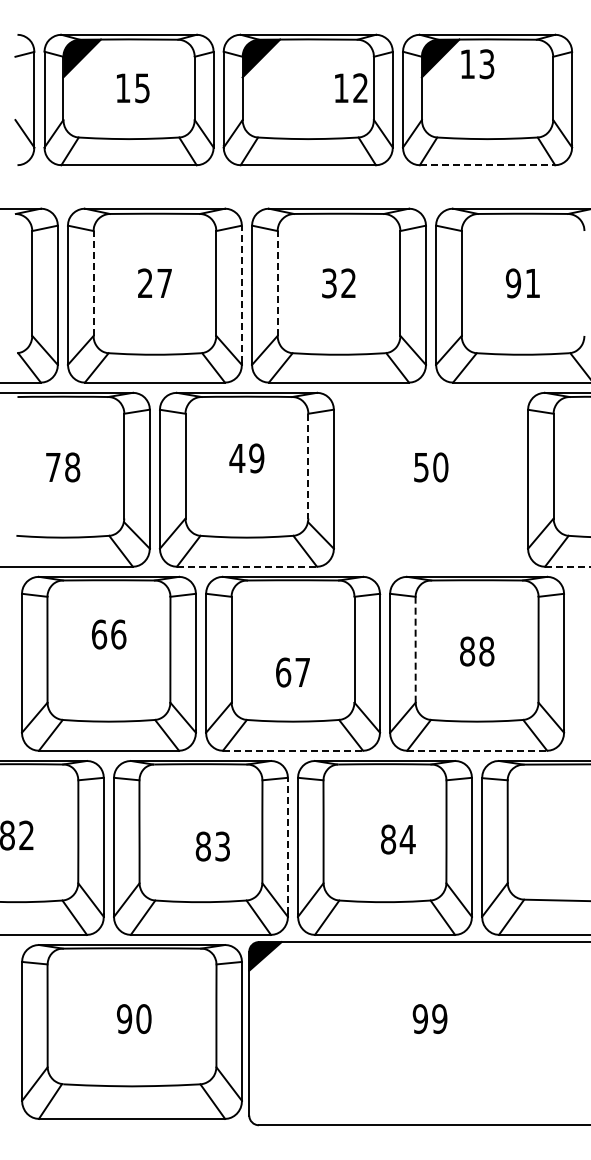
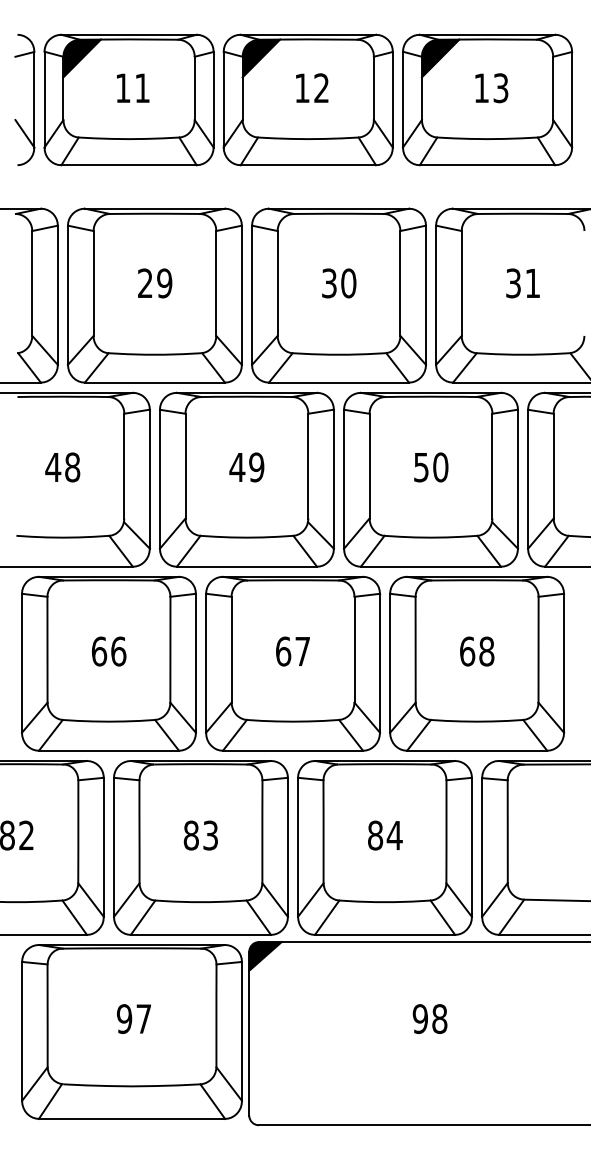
text position: (477, 64) -> (491, 88) (491, 88)
text position: (351, 87) -> (312, 87) (312, 87)
text: 15 -> 11 (142, 88)
line: dashed -> solid (487, 165)
line: dashed -> solid (93, 282)
line: dashed -> solid (277, 282)
text: 27 -> 29 (164, 283)
text: 32 -> 30 (348, 283)
text: 91 -> 31 (513, 283)
line: dashed -> solid (241, 293)
text position: (246, 458) -> (246, 467) (246, 467)
line: dashed -> solid (308, 466)
text: 78 -> 48 (53, 467)
part: none -> present (431, 479)
line: dashed -> solid (247, 566)
line: dashed -> solid (567, 566)
text position: (109, 634) -> (109, 651) (109, 651)
line: dashed -> solid (415, 649)
text: 88 -> 68 (467, 651)
text position: (292, 672) -> (292, 651) (292, 651)
line: dashed -> solid (293, 750)
line: dashed -> solid (477, 750)
text position: (398, 839) -> (385, 835) (385, 835)
text position: (212, 846) -> (200, 835) (200, 835)
line: dashed -> solid (287, 846)
text: 90 -> 97 (143, 1018)
text: 99 -> 98 (439, 1018)
